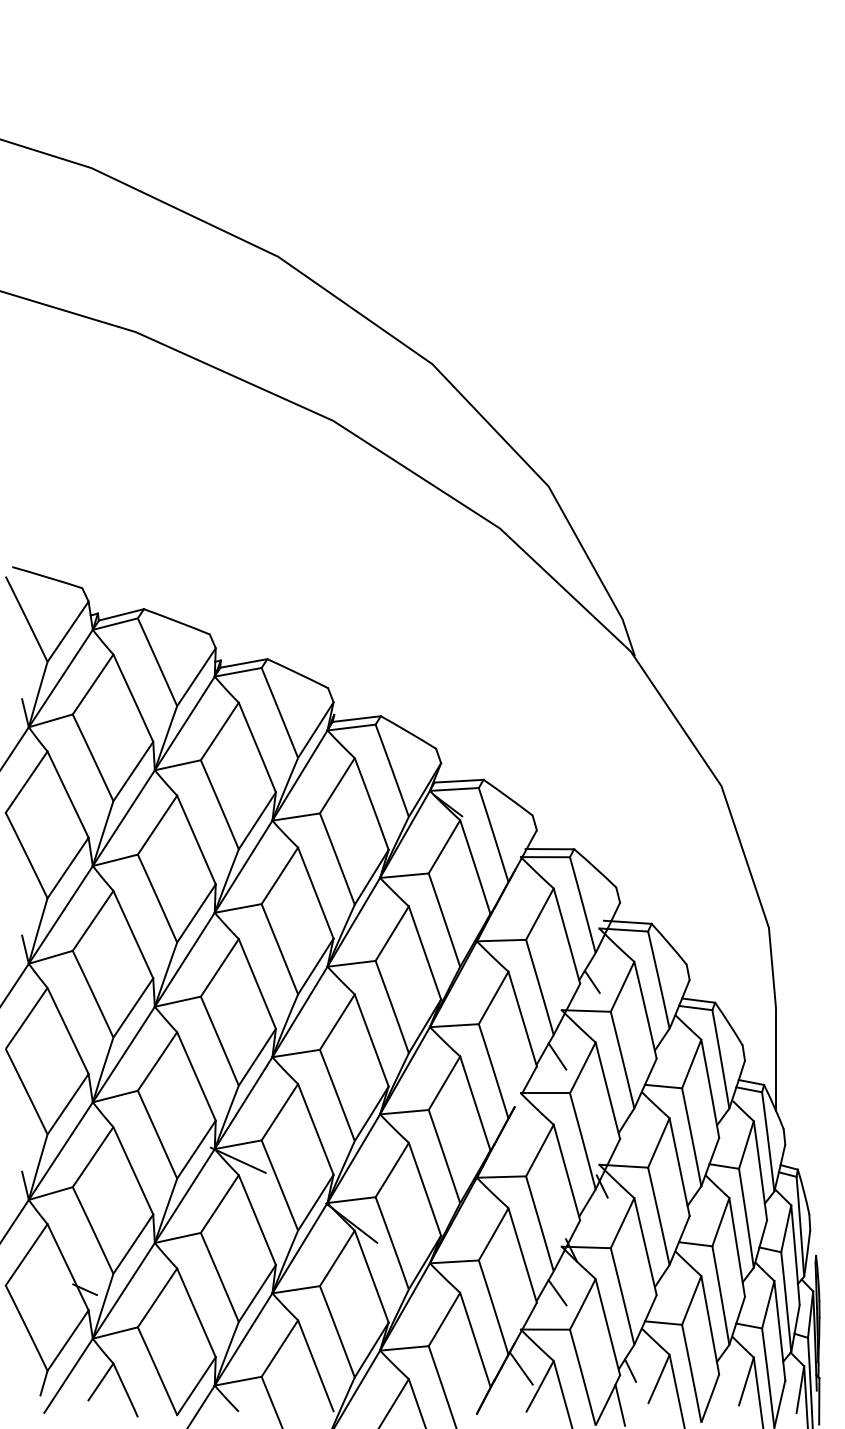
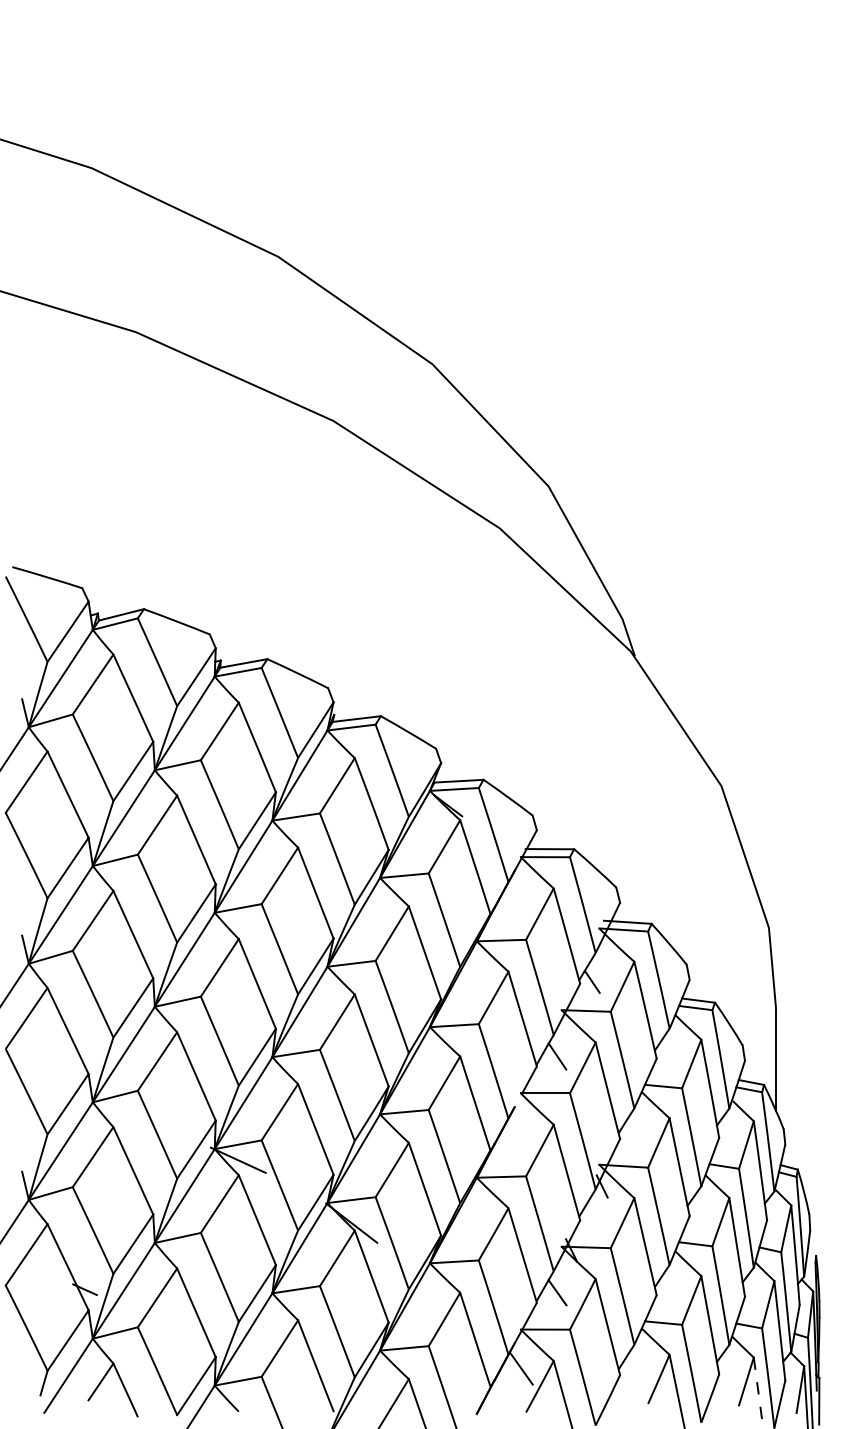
line: present -> none (630, 1370)
line: solid -> dashed (758, 1392)
line: present -> none (620, 1404)
